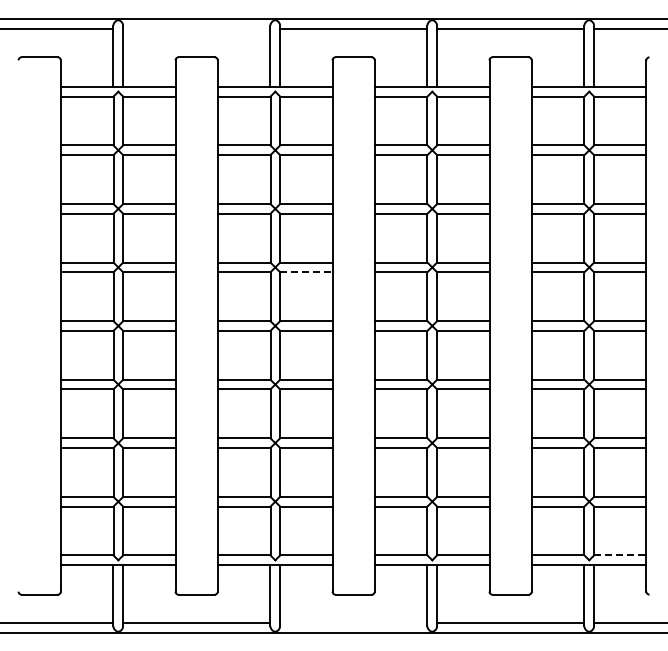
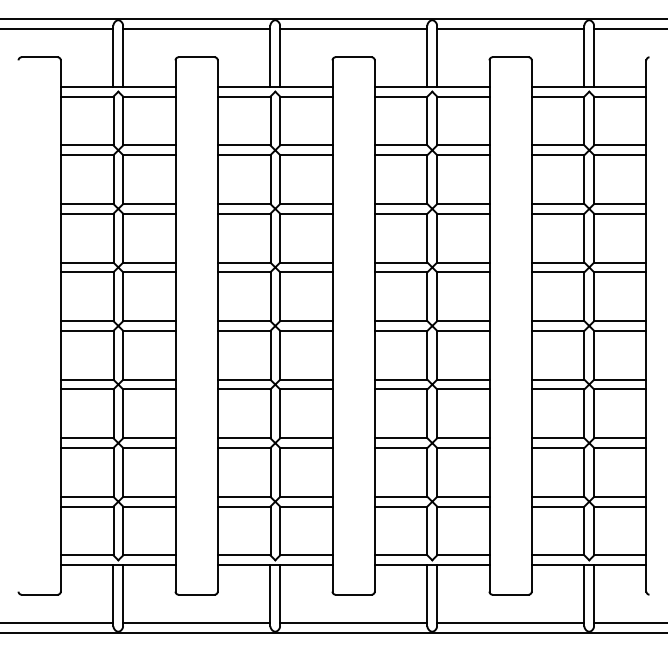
line: none -> present (196, 28)
line: dashed -> solid (306, 272)
line: dashed -> solid (620, 555)
line: none -> present (353, 623)
